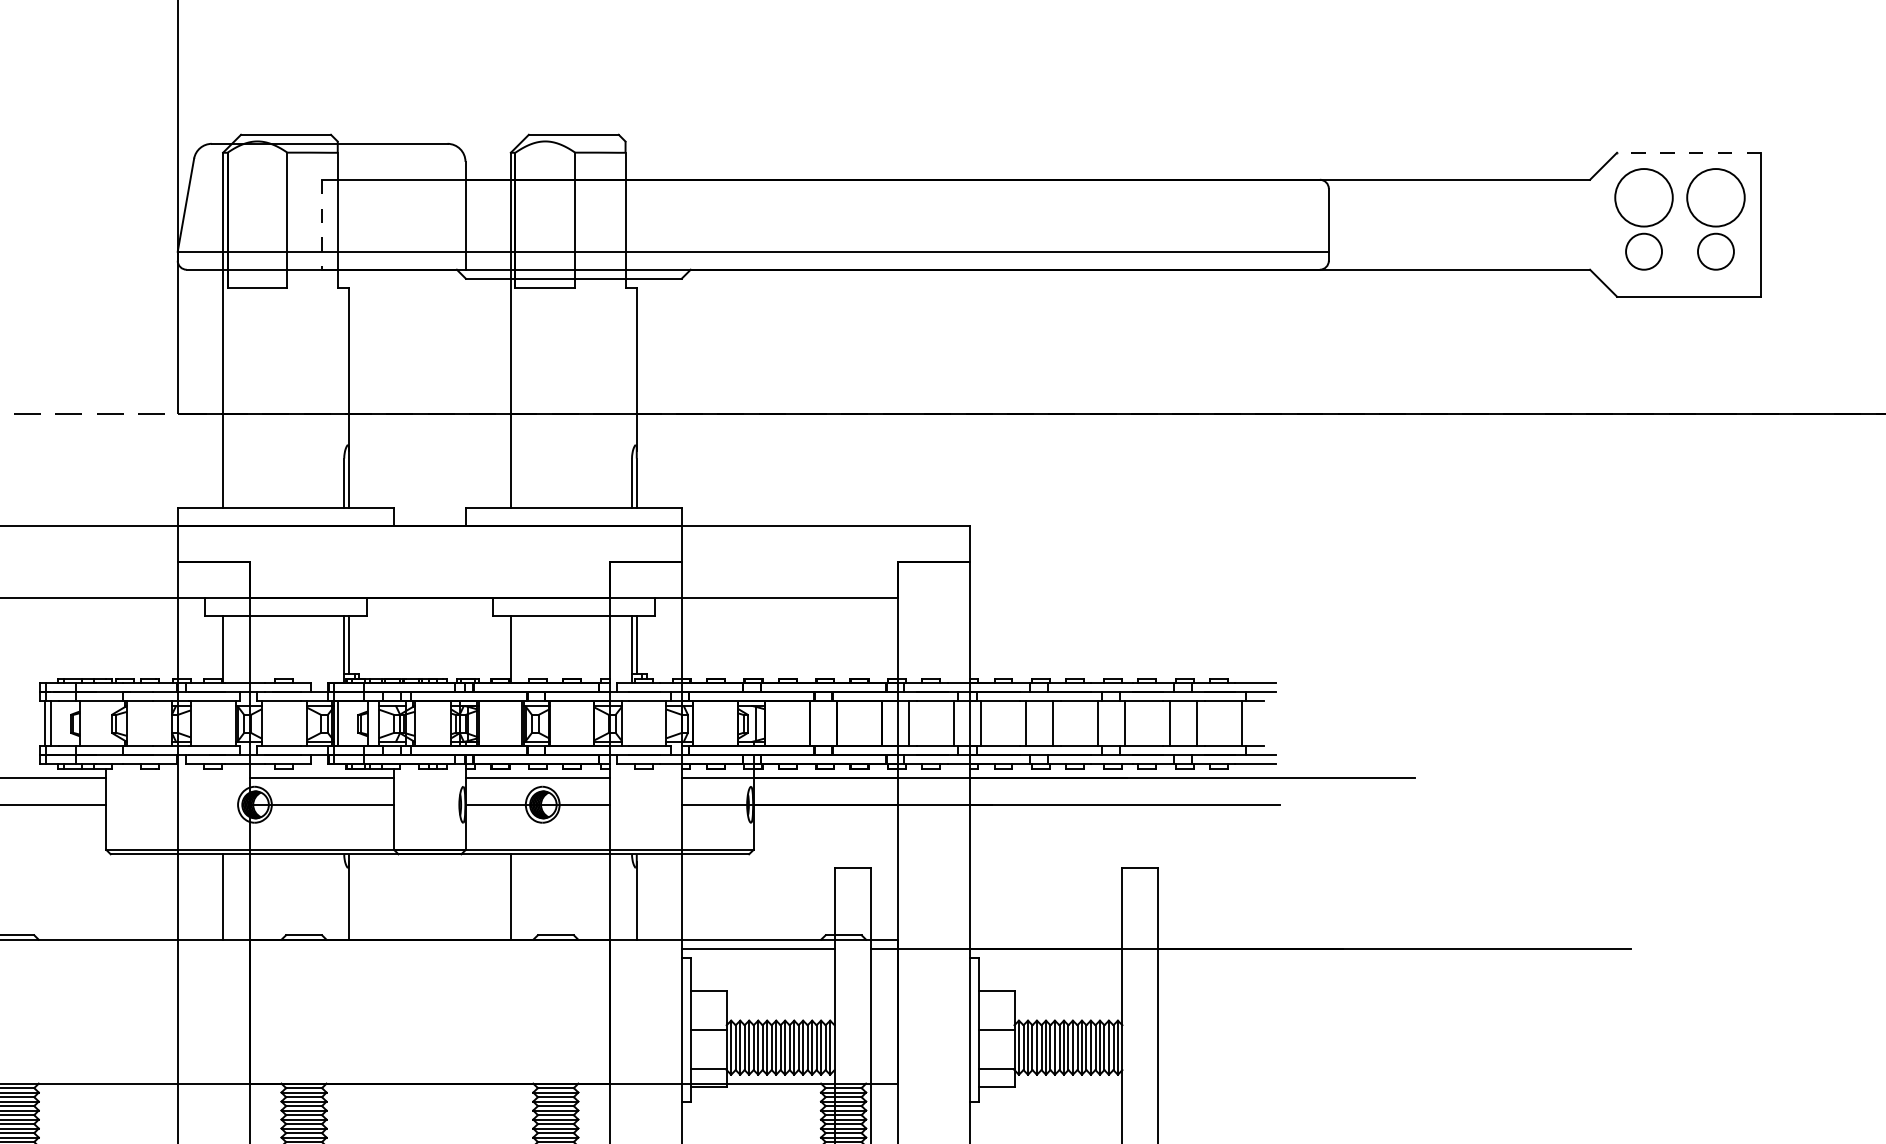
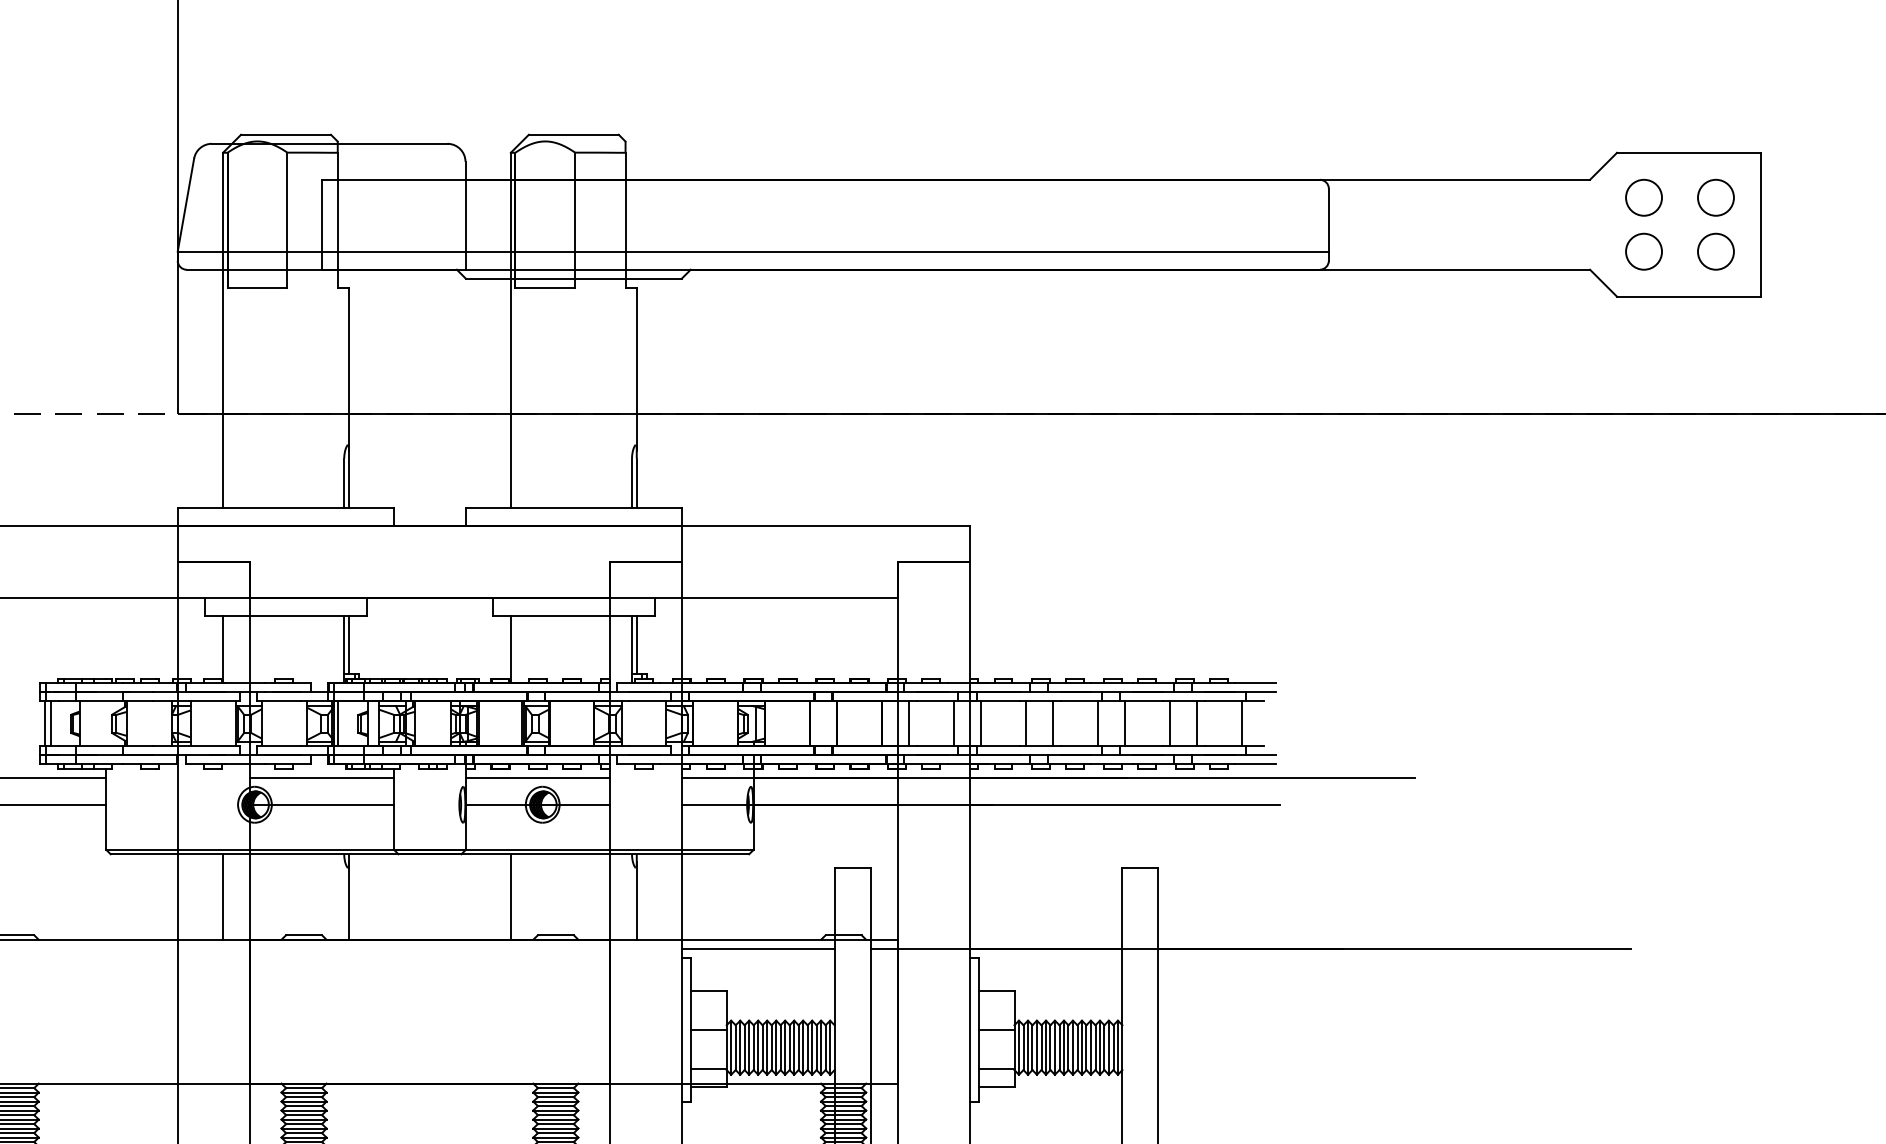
line: dashed -> solid (1688, 152)
circle diameter: 58 px -> 36 px (1644, 197)
circle diameter: 58 px -> 36 px (1715, 197)
line: dashed -> solid (322, 224)
